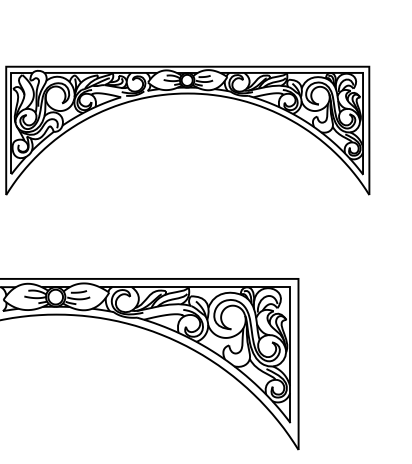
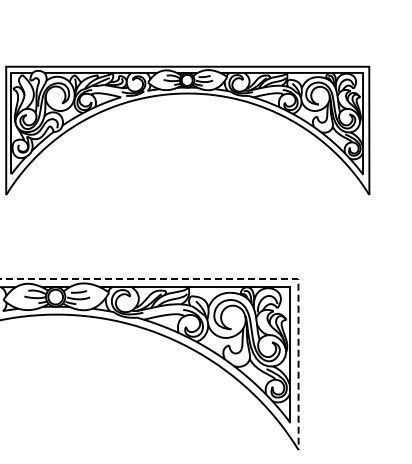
line: solid -> dashed (235, 278)
